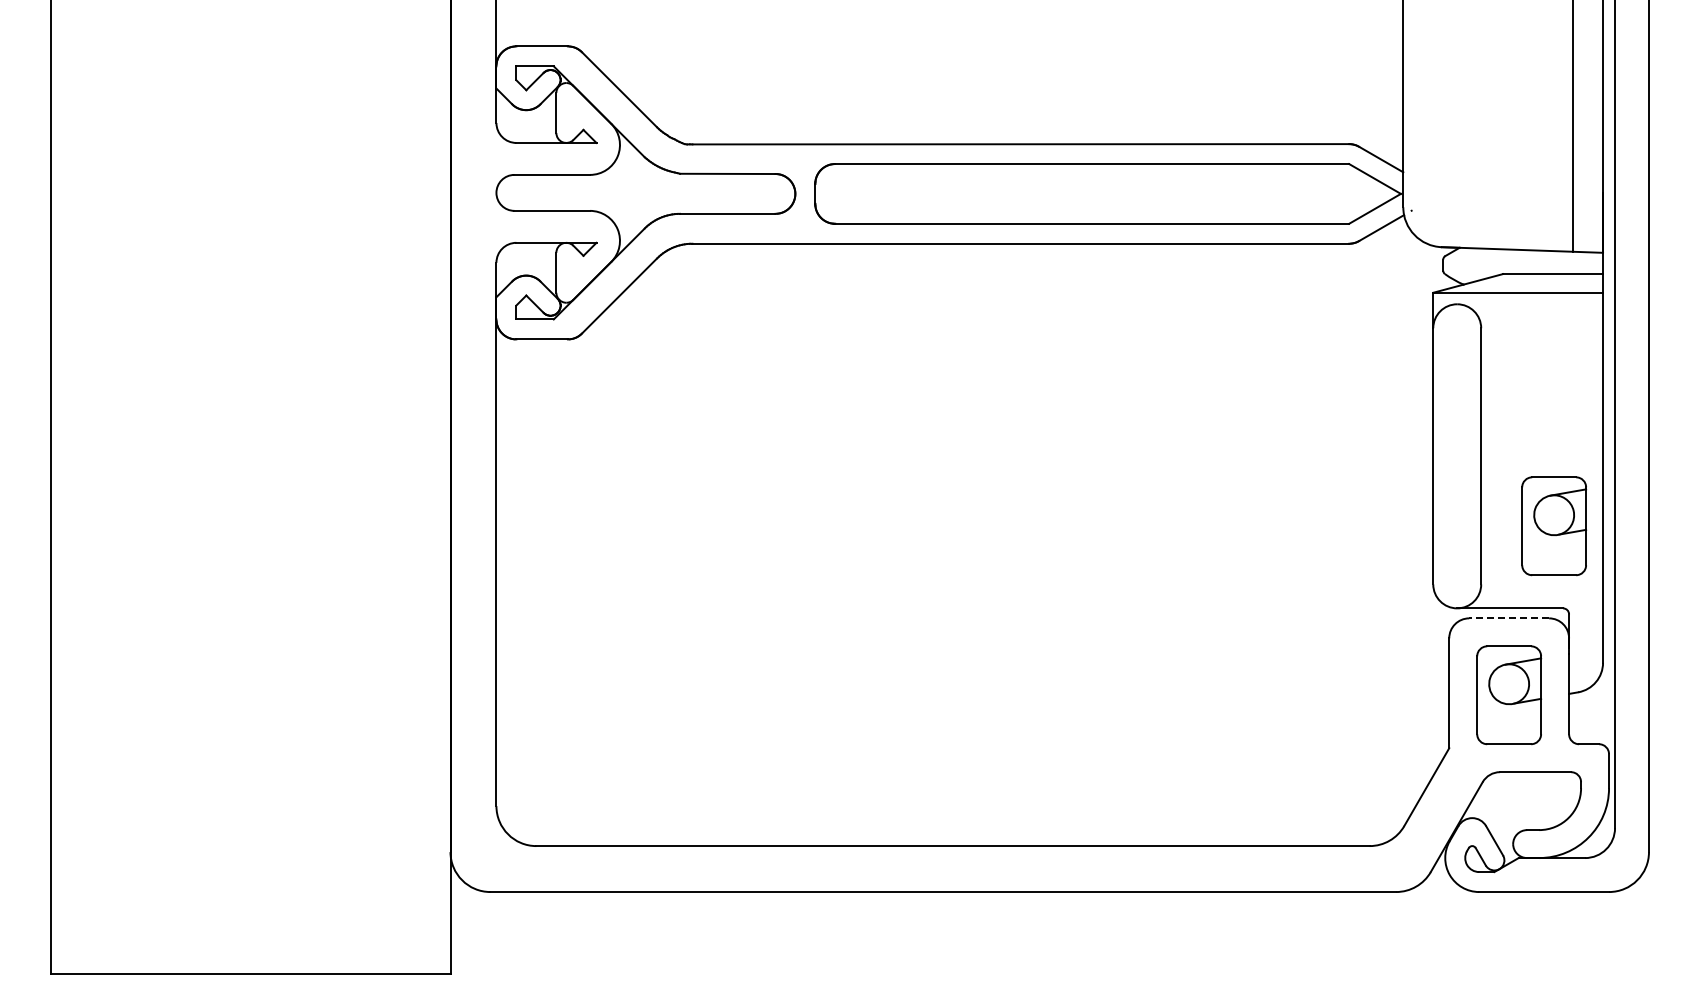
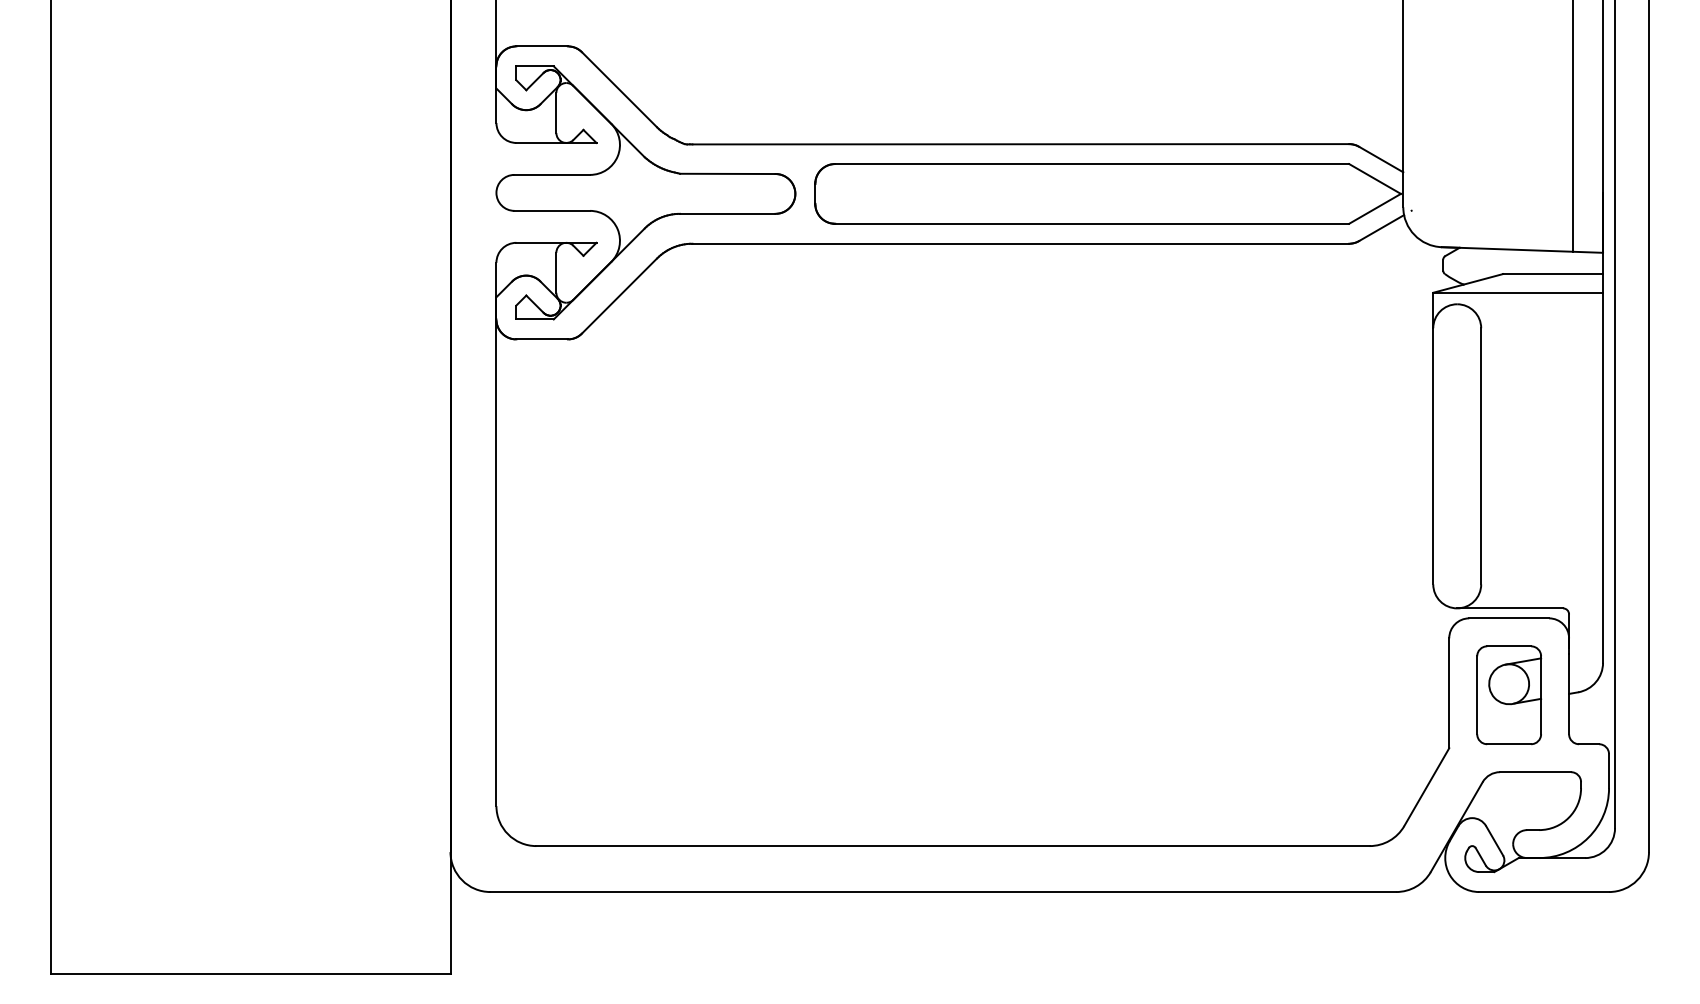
part: present -> none (1554, 526)
line: dashed -> solid (1509, 618)
